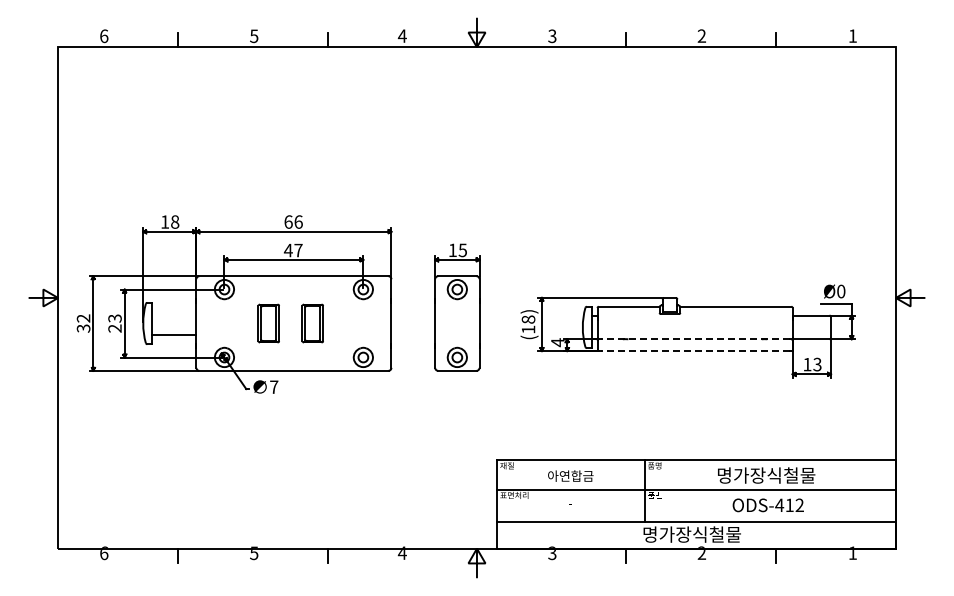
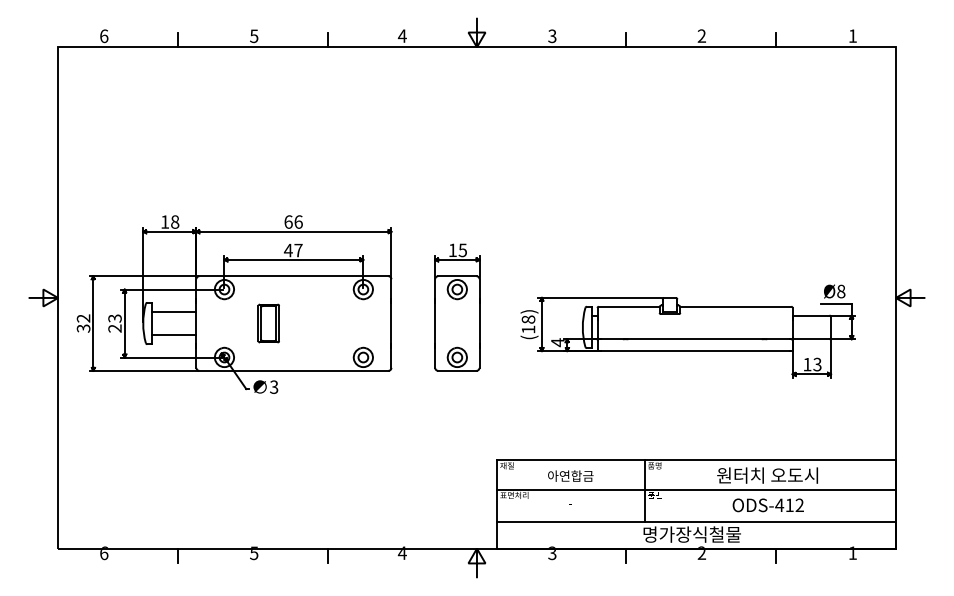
text: Ø0 -> Ø8 (841, 291)
line: none -> present (174, 311)
part: present -> none (312, 323)
line: dashed -> solid (695, 339)
line: dashed -> solid (695, 351)
text: 7 -> 3 (274, 386)
text: 명가장식철물 -> 원터치 오도시 (767, 475)
